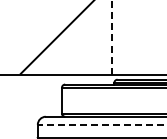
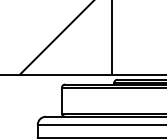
line: dashed -> solid (112, 37)
line: dashed -> solid (101, 124)
